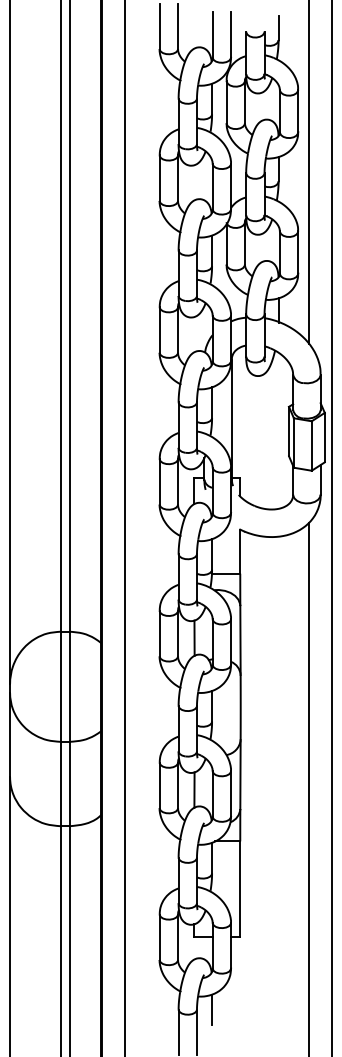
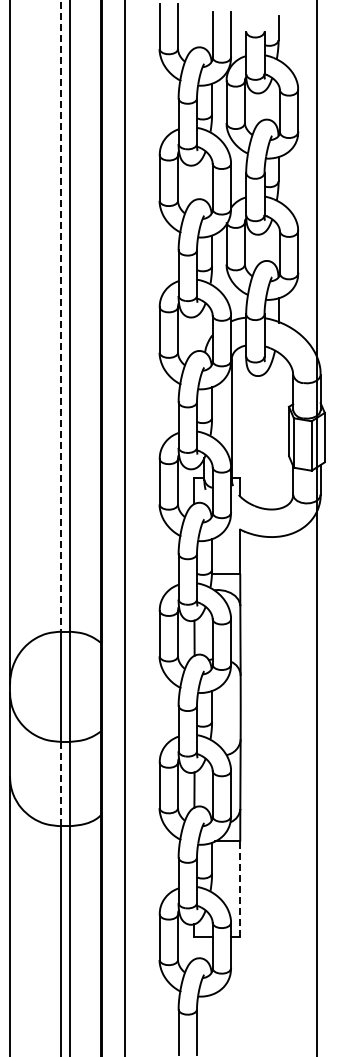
line: present -> none (309, 172)
line: solid -> dashed (60, 316)
line position: (331, 527) -> (316, 527) (316, 527)
line: solid -> dashed (60, 784)
line: present -> none (309, 787)
line: solid -> dashed (240, 889)
line: present -> none (212, 1009)
